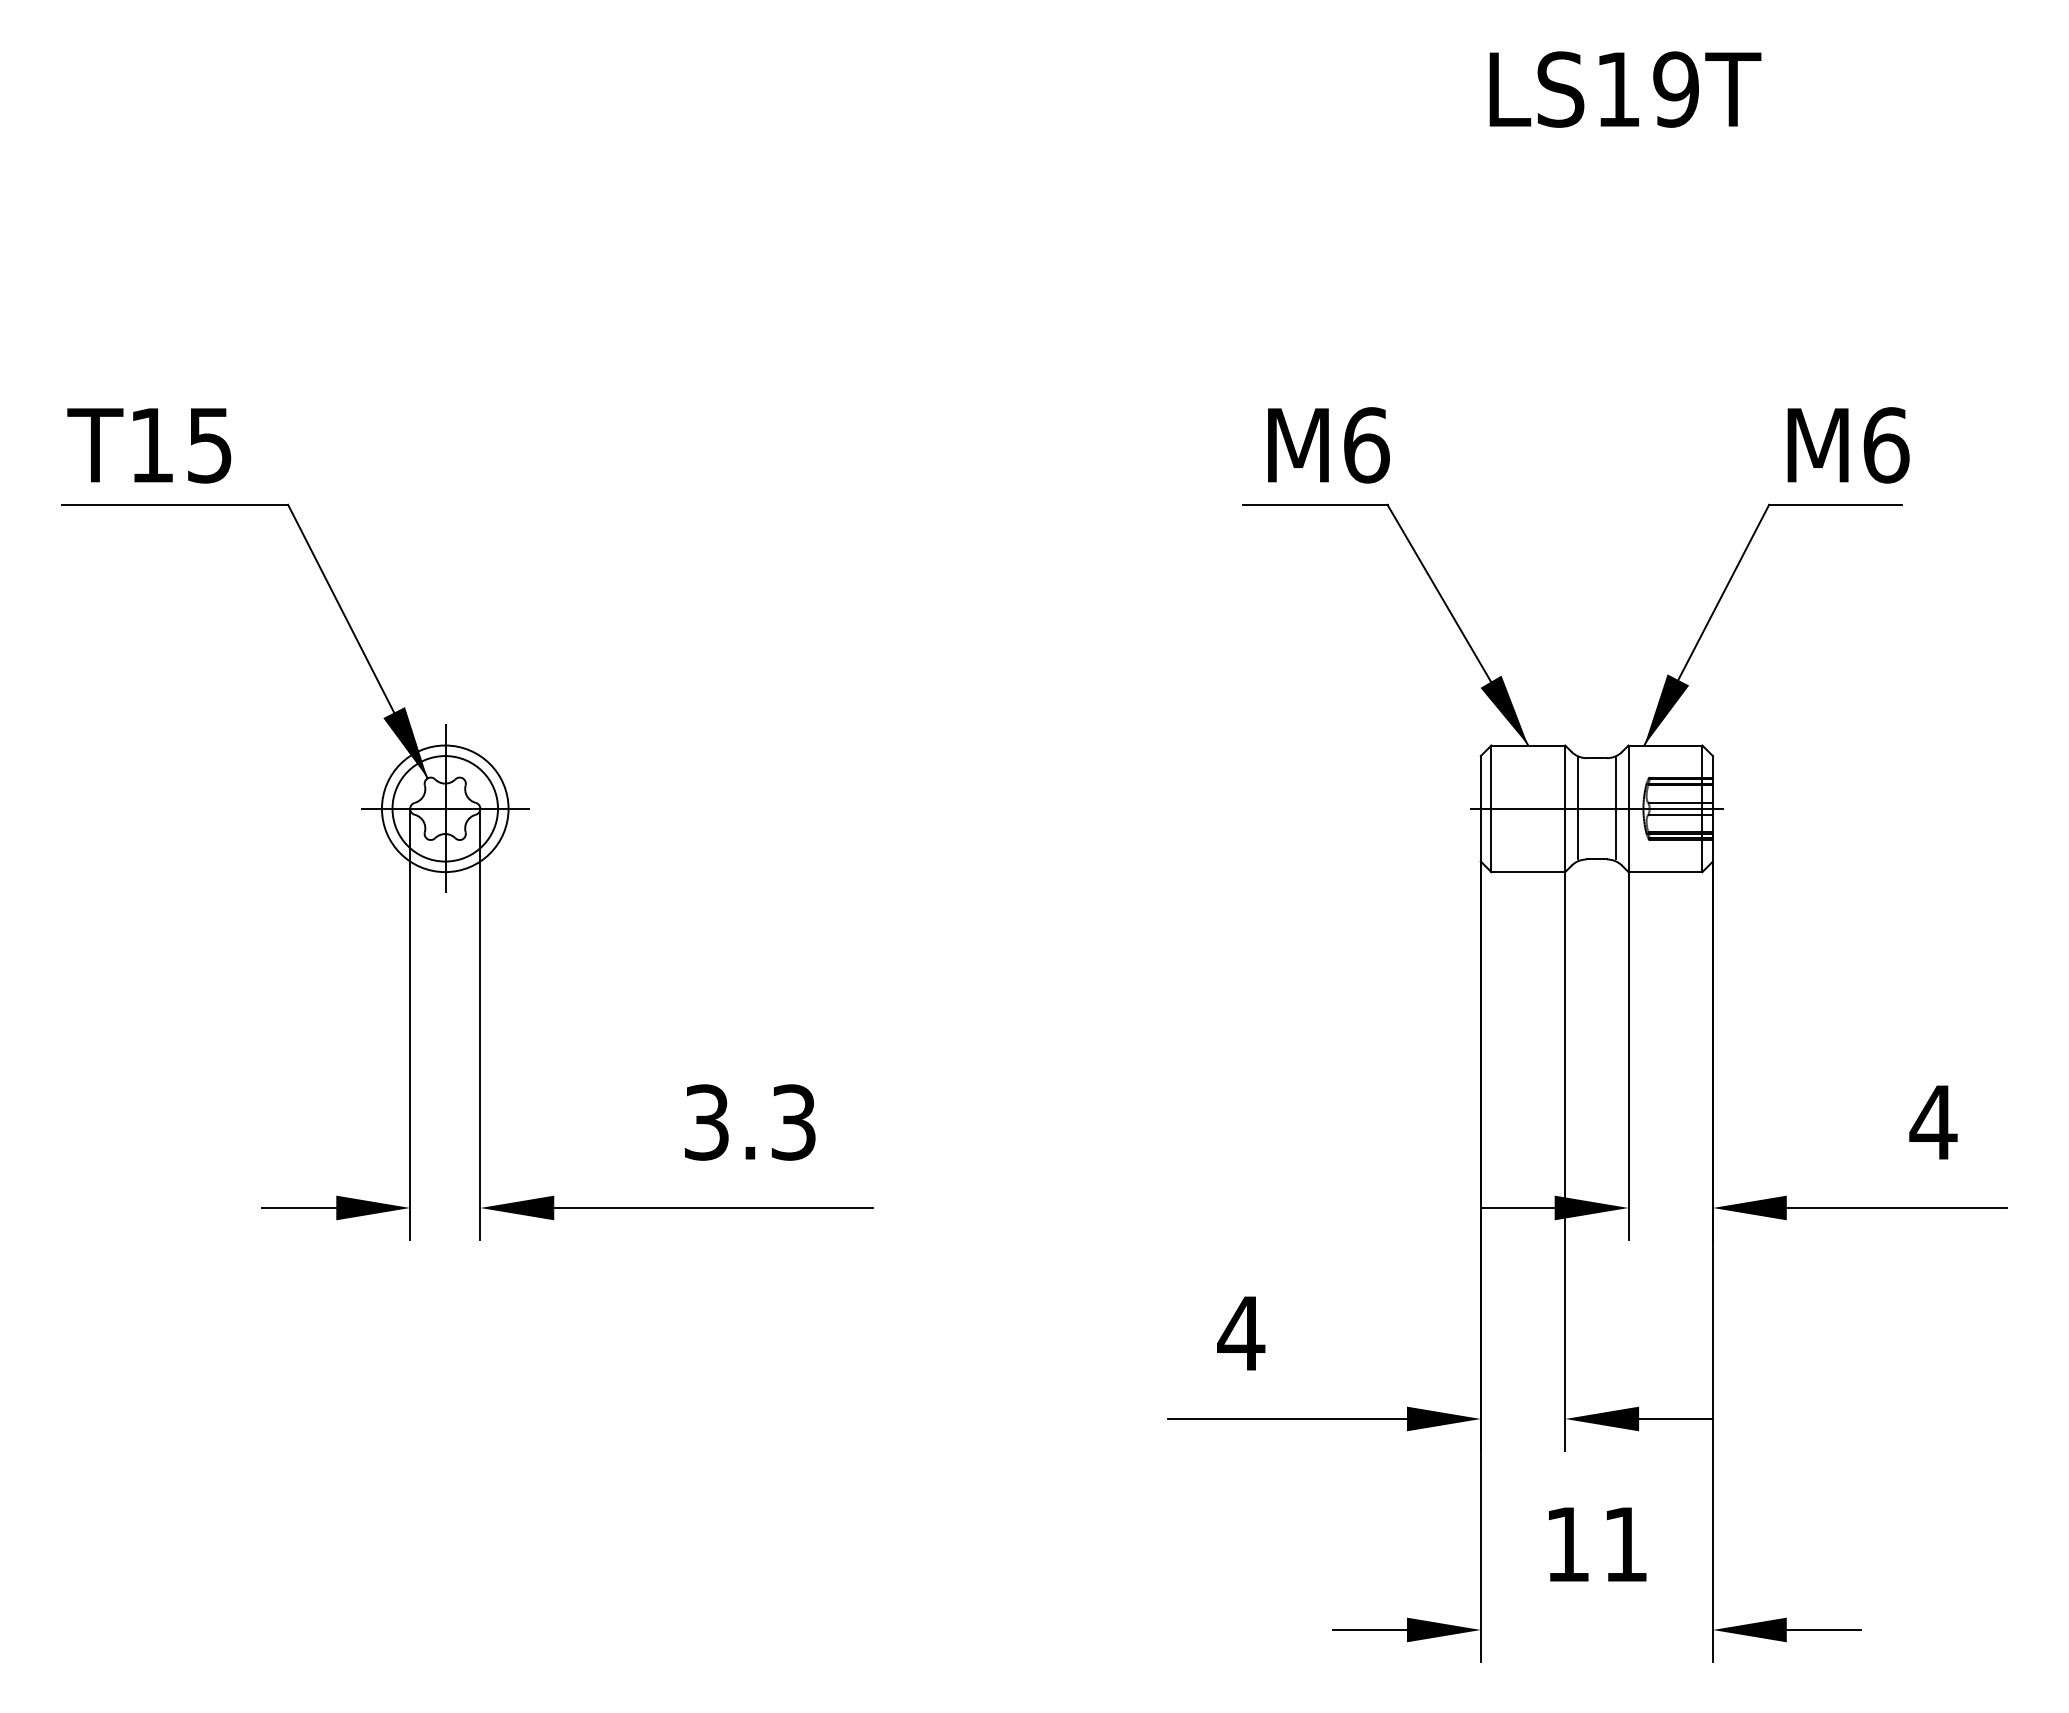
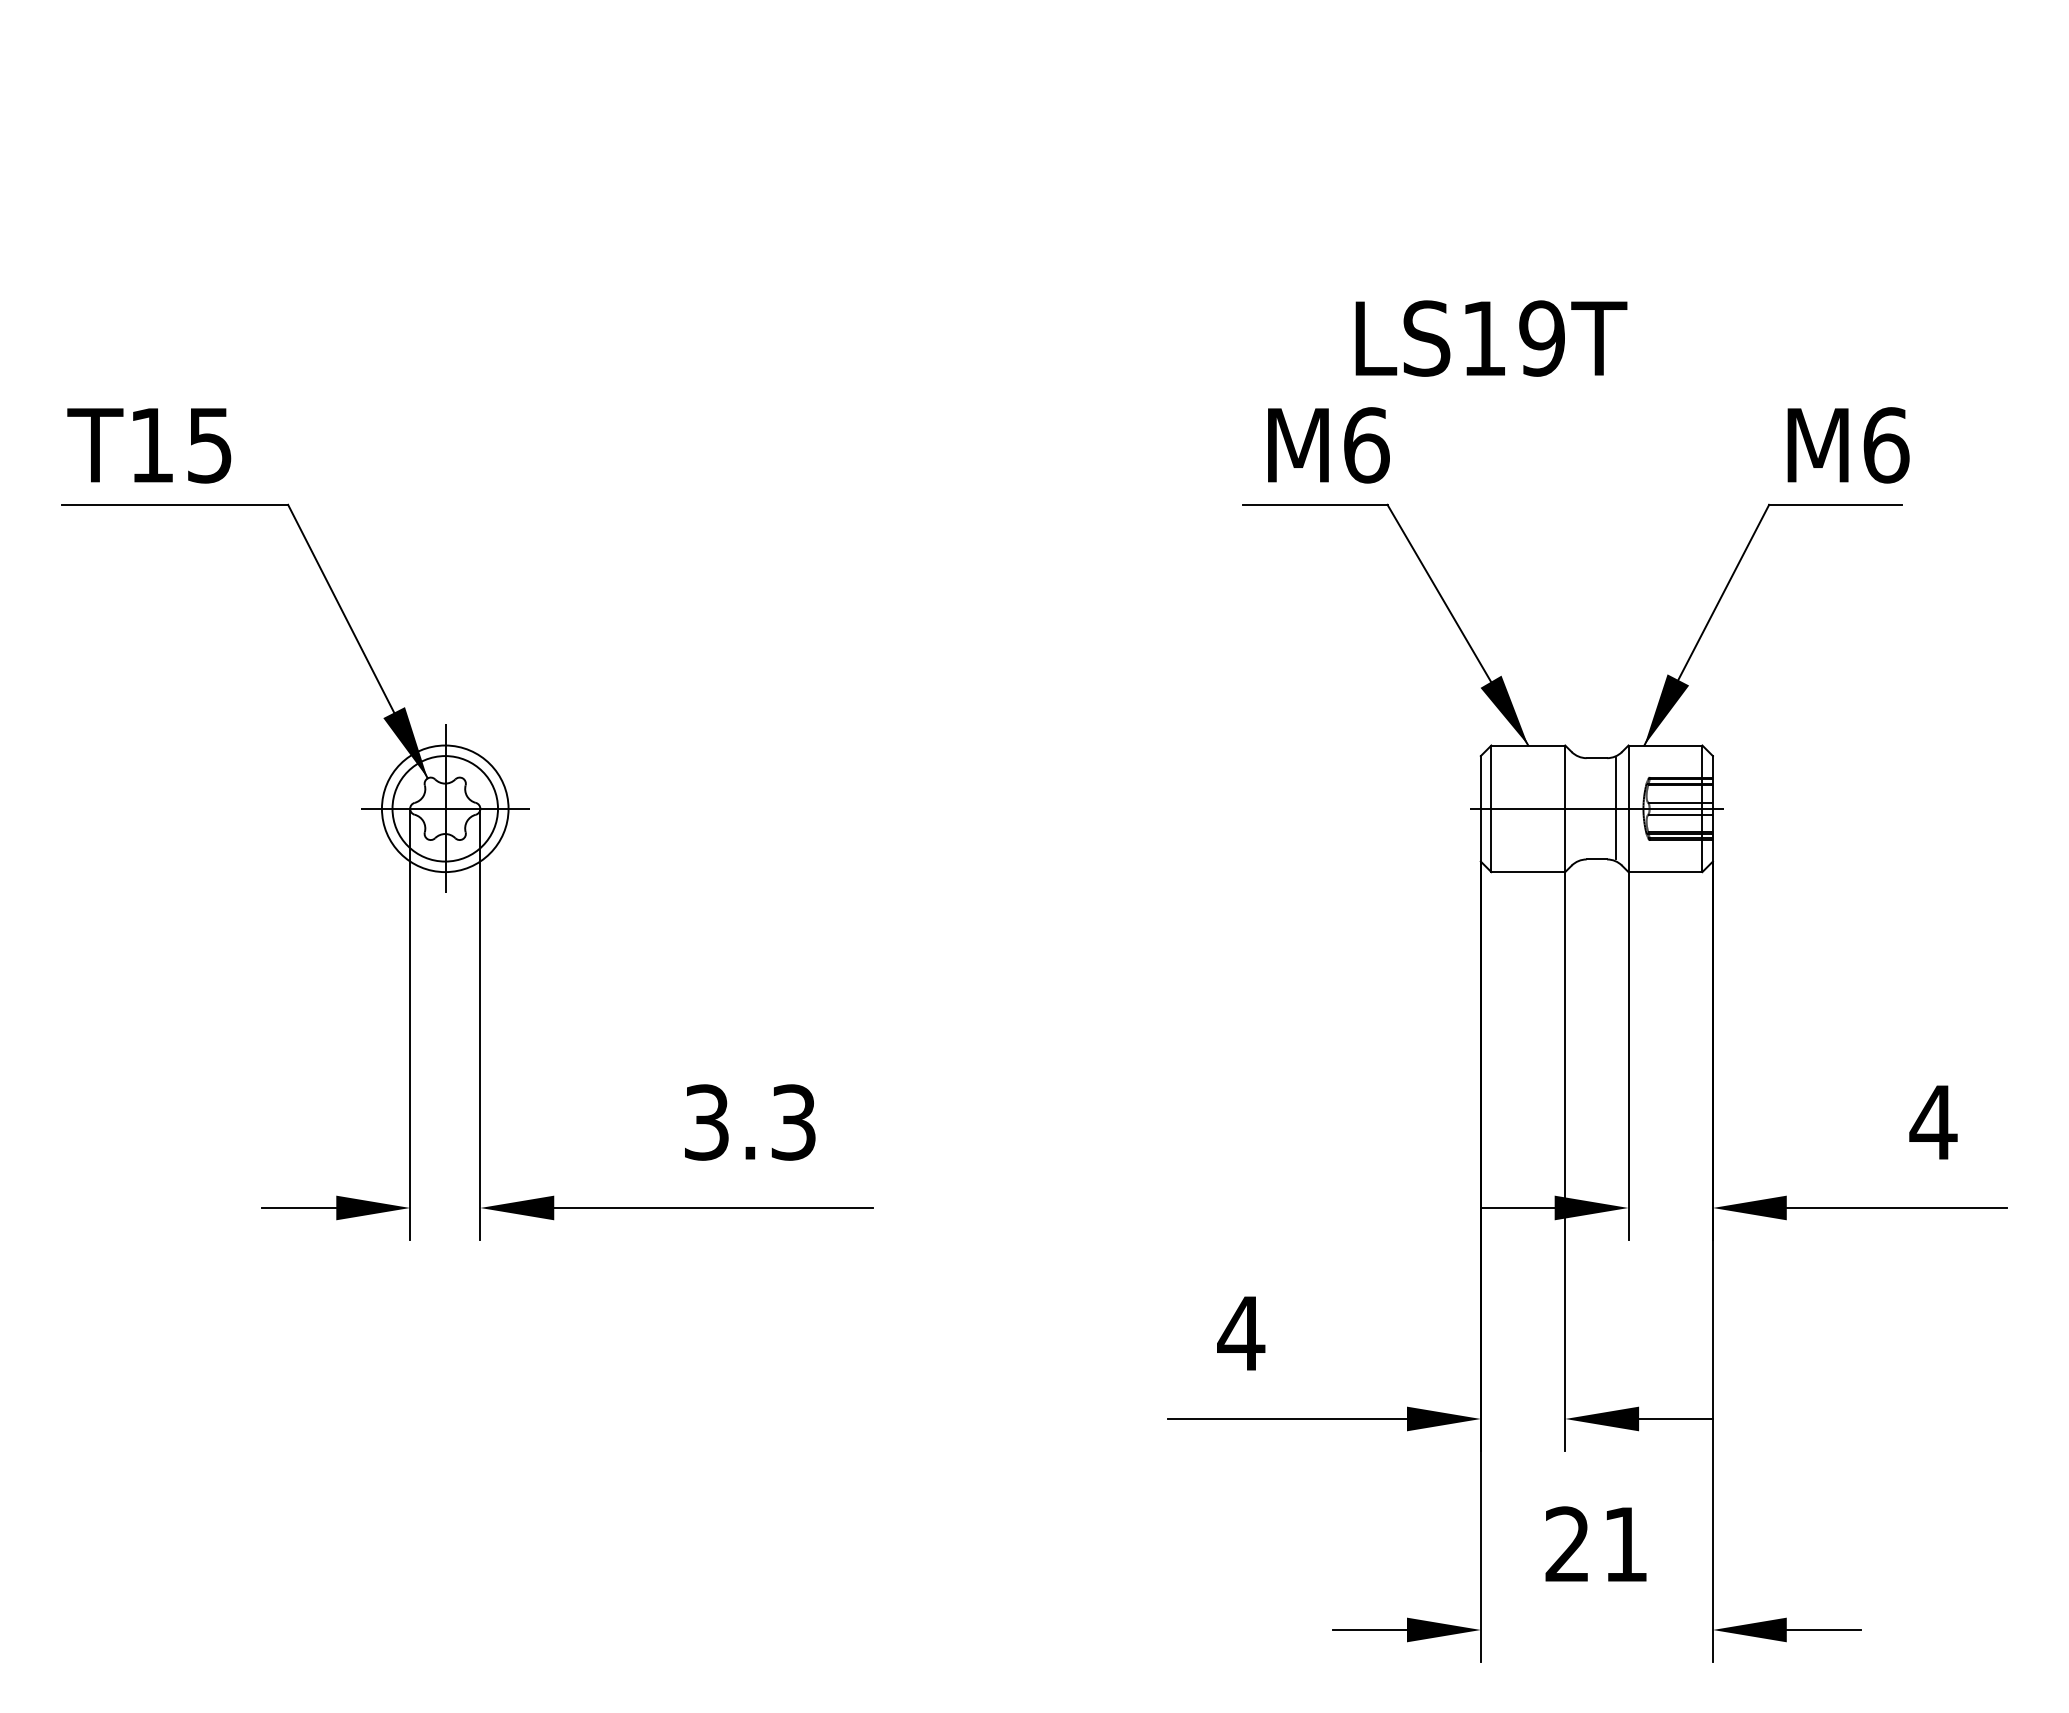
text position: (1625, 89) -> (1491, 338) (1491, 338)
line: present -> none (1577, 808)
text: 11 -> 21 (1566, 1543)
